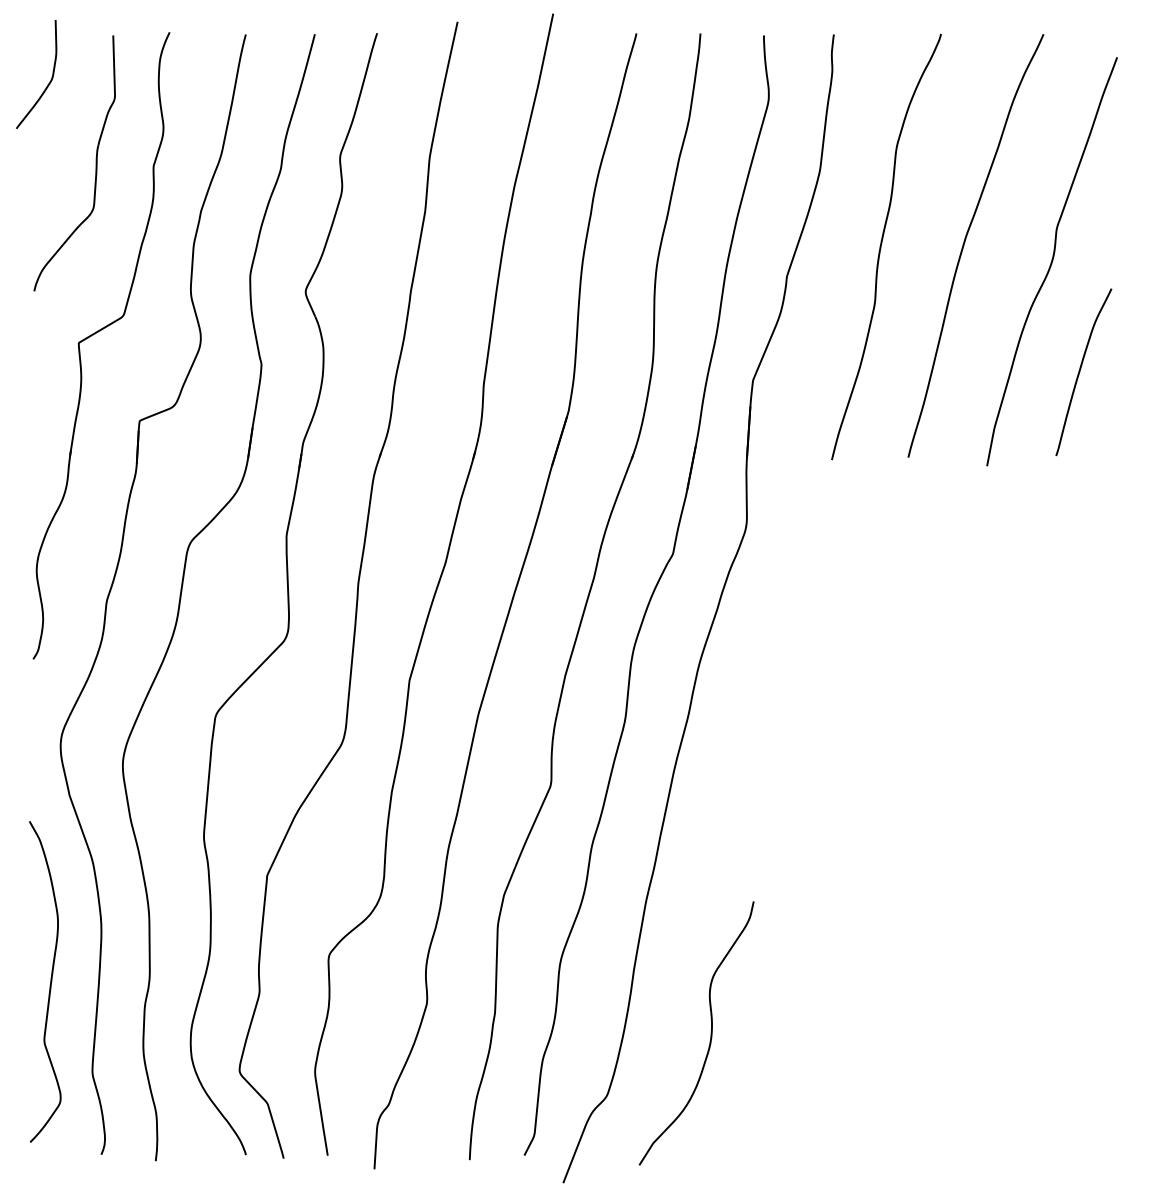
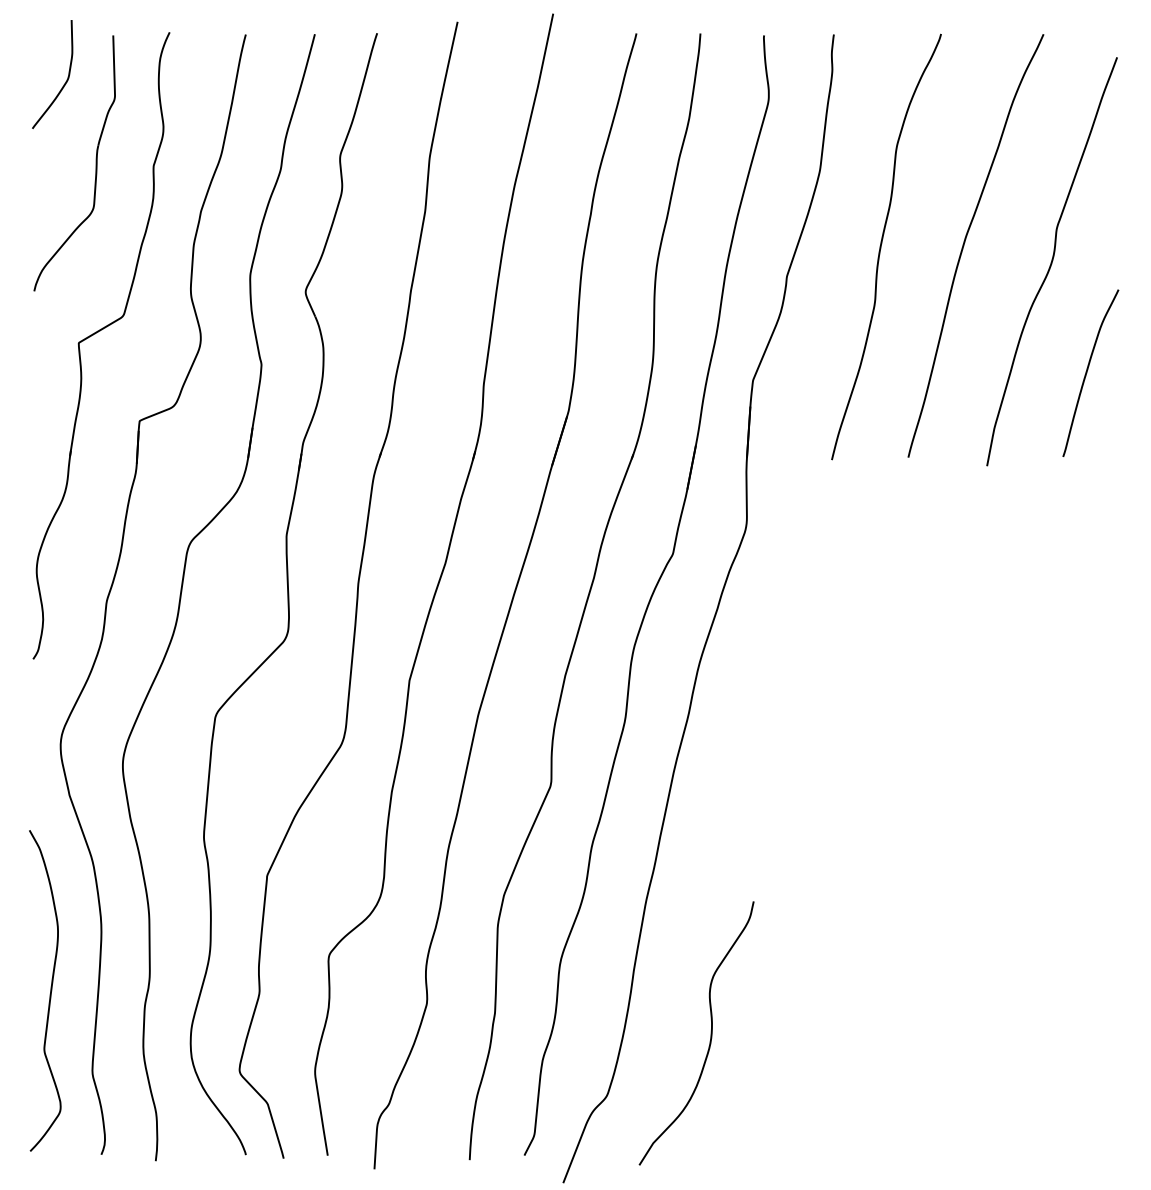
curve position: (49, 81) -> (65, 81) (65, 81)
curve position: (1080, 371) -> (1087, 372) (1087, 372)
curve position: (50, 981) -> (50, 990) (50, 990)
